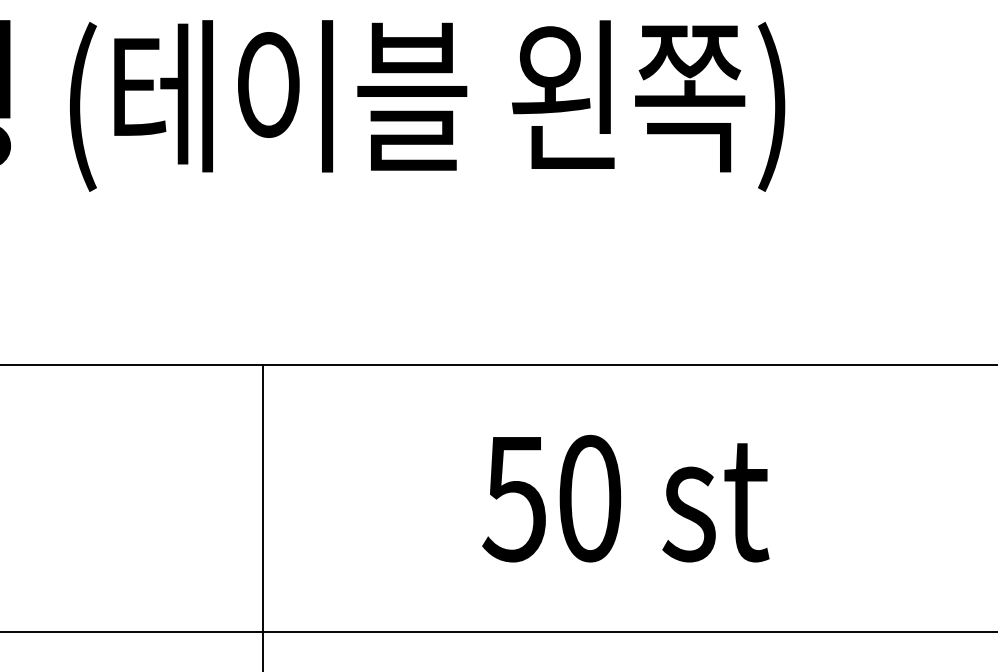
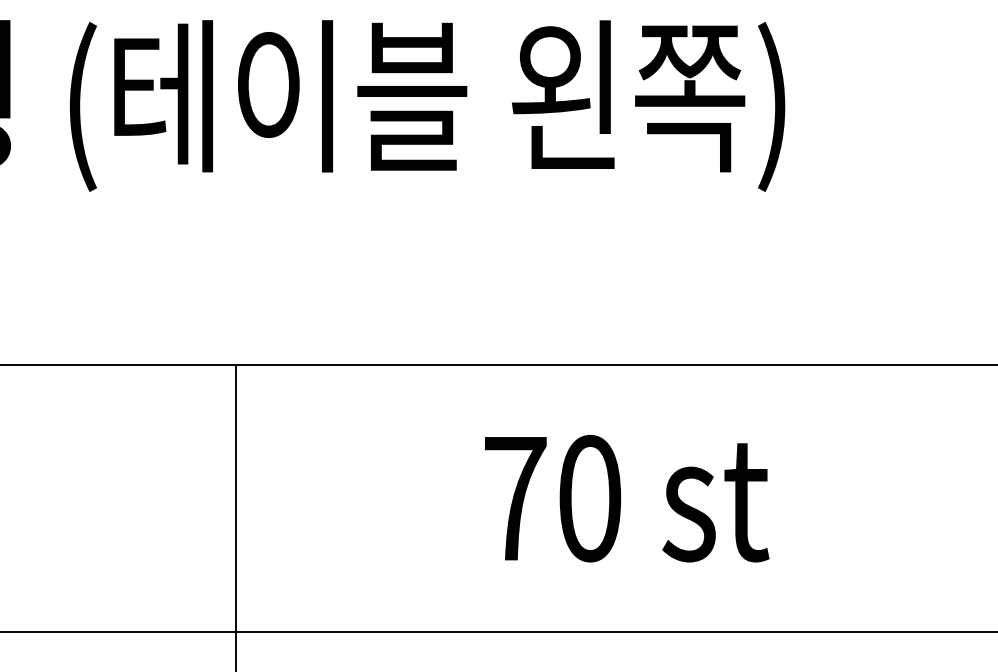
text: 50 -> 70 (514, 499)
line position: (262, 516) -> (235, 516) (235, 516)
